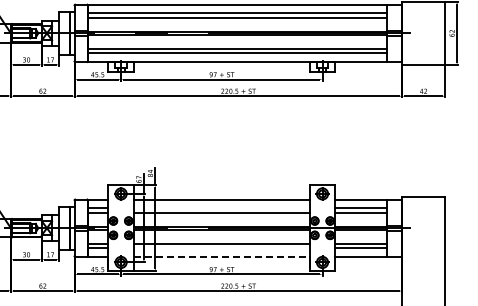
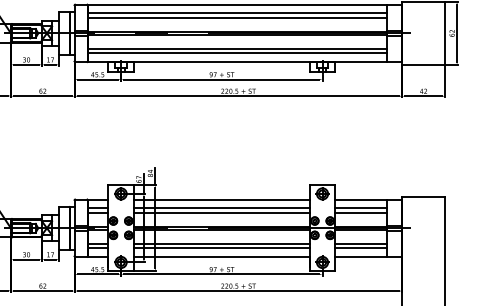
line: none -> present (221, 208)
line: none -> present (221, 248)
line: dashed -> solid (221, 256)
